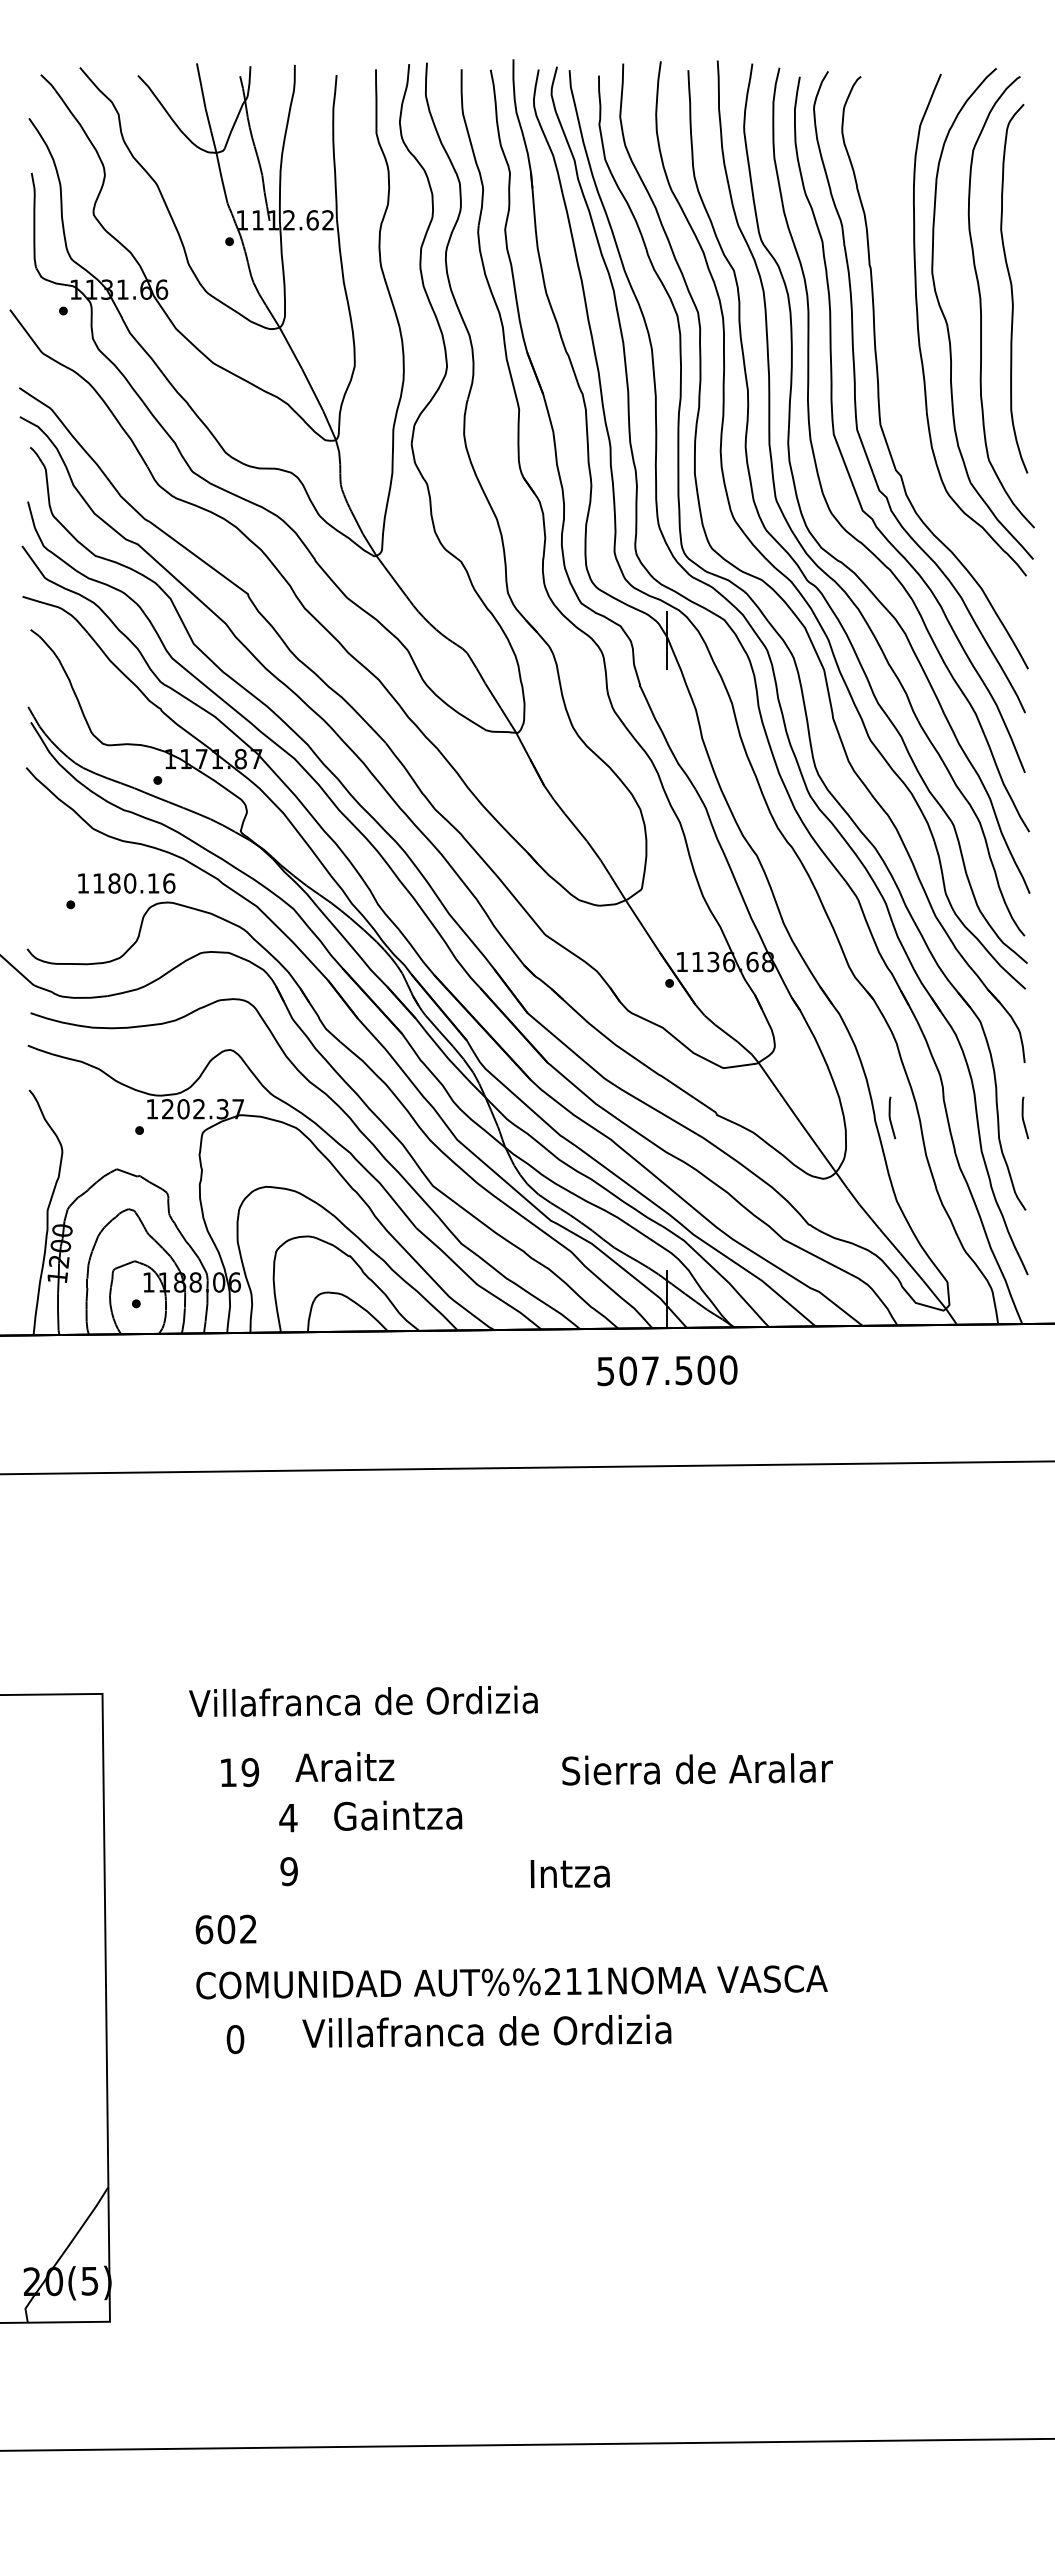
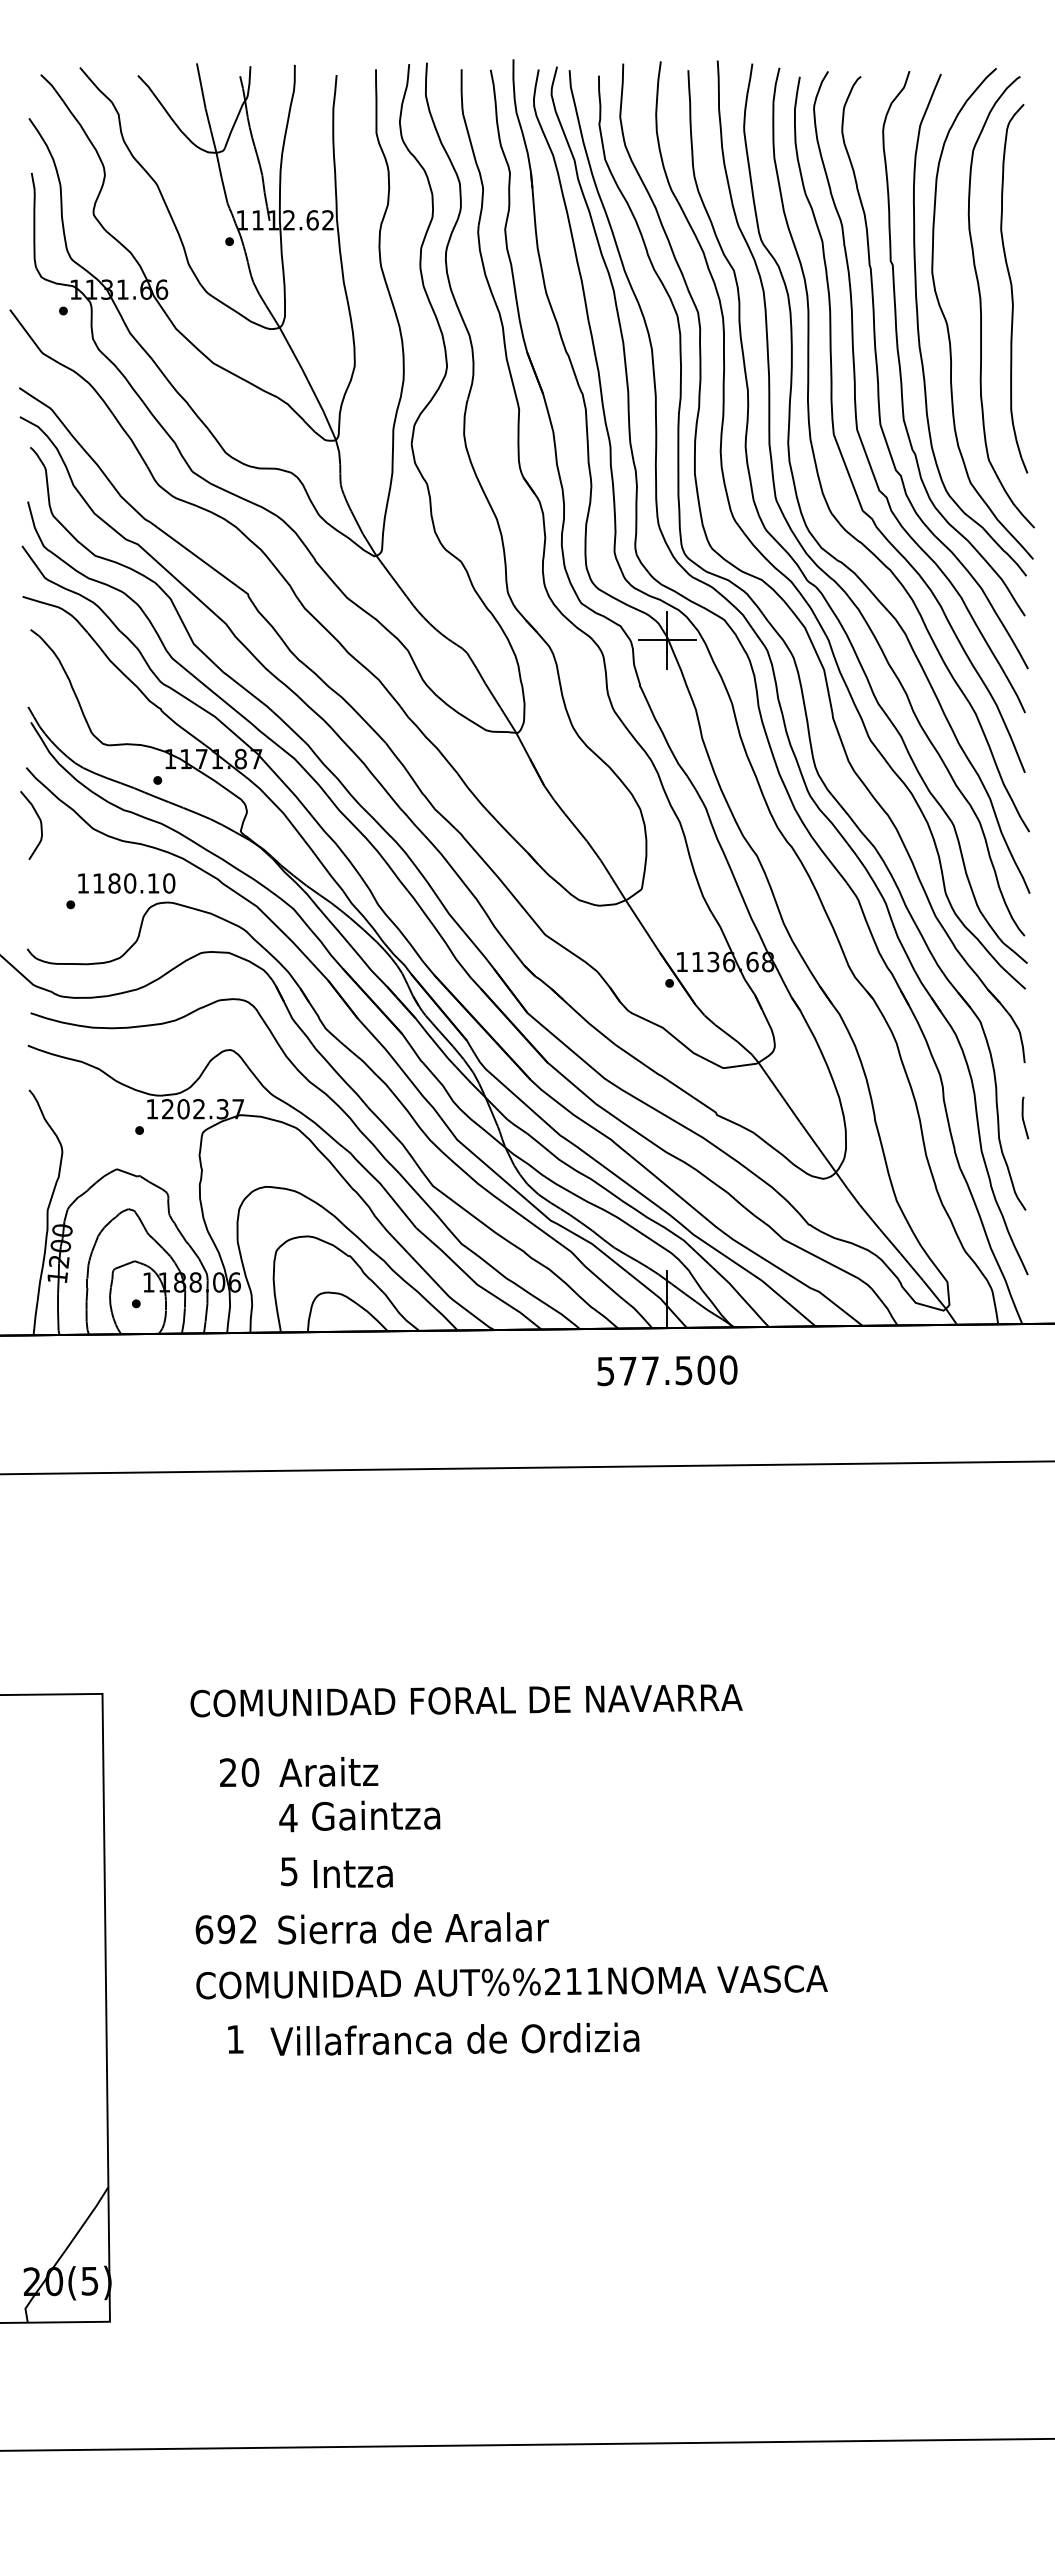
curve: none -> present (899, 353)
line: none -> present (666, 640)
curve: none -> present (40, 825)
text: 1180.16 -> 1180.10 (169, 883)
line: present -> none (890, 1117)
text: 507.500 -> 577.500 (628, 1370)
text: Villafranca de Ordizia -> COMUNIDAD FORAL DE NAVARRA (465, 1700)
text position: (344, 1766) -> (328, 1771) (328, 1771)
text position: (697, 1769) -> (413, 1928) (413, 1928)
text: 19 -> 20 (239, 1772)
text position: (398, 1815) -> (376, 1815) (376, 1815)
text: 9 -> 5 (288, 1871)
text position: (569, 1874) -> (352, 1874) (352, 1874)
text: 602 -> 692 (226, 1929)
text position: (486, 2030) -> (454, 2038) (454, 2038)
text: 0 -> 1 (235, 2039)
